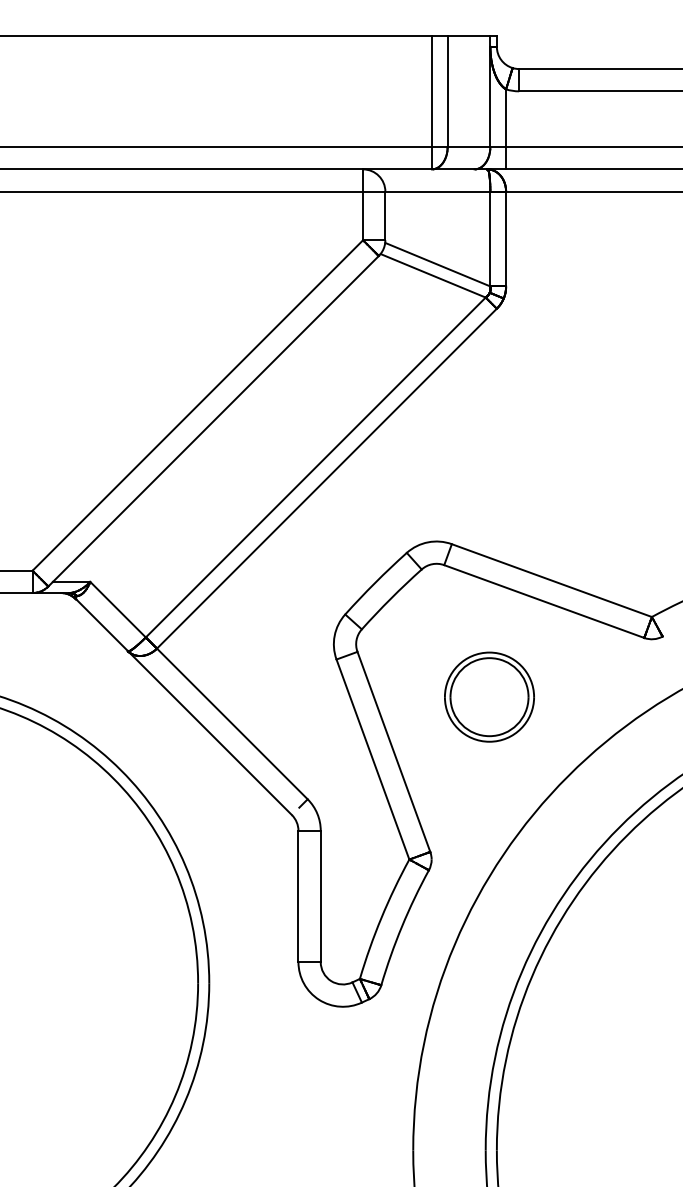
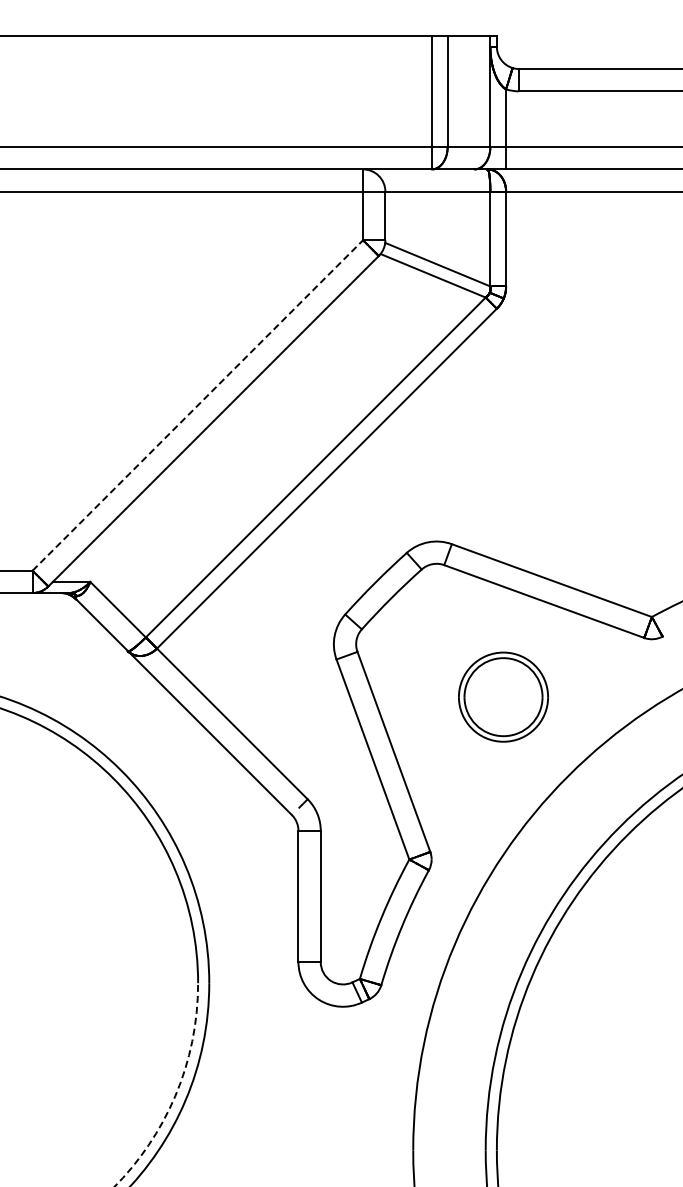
line: solid -> dashed (197, 405)
part position: (489, 696) -> (503, 696) (503, 696)
arc: solid -> dashed (176, 1093)
